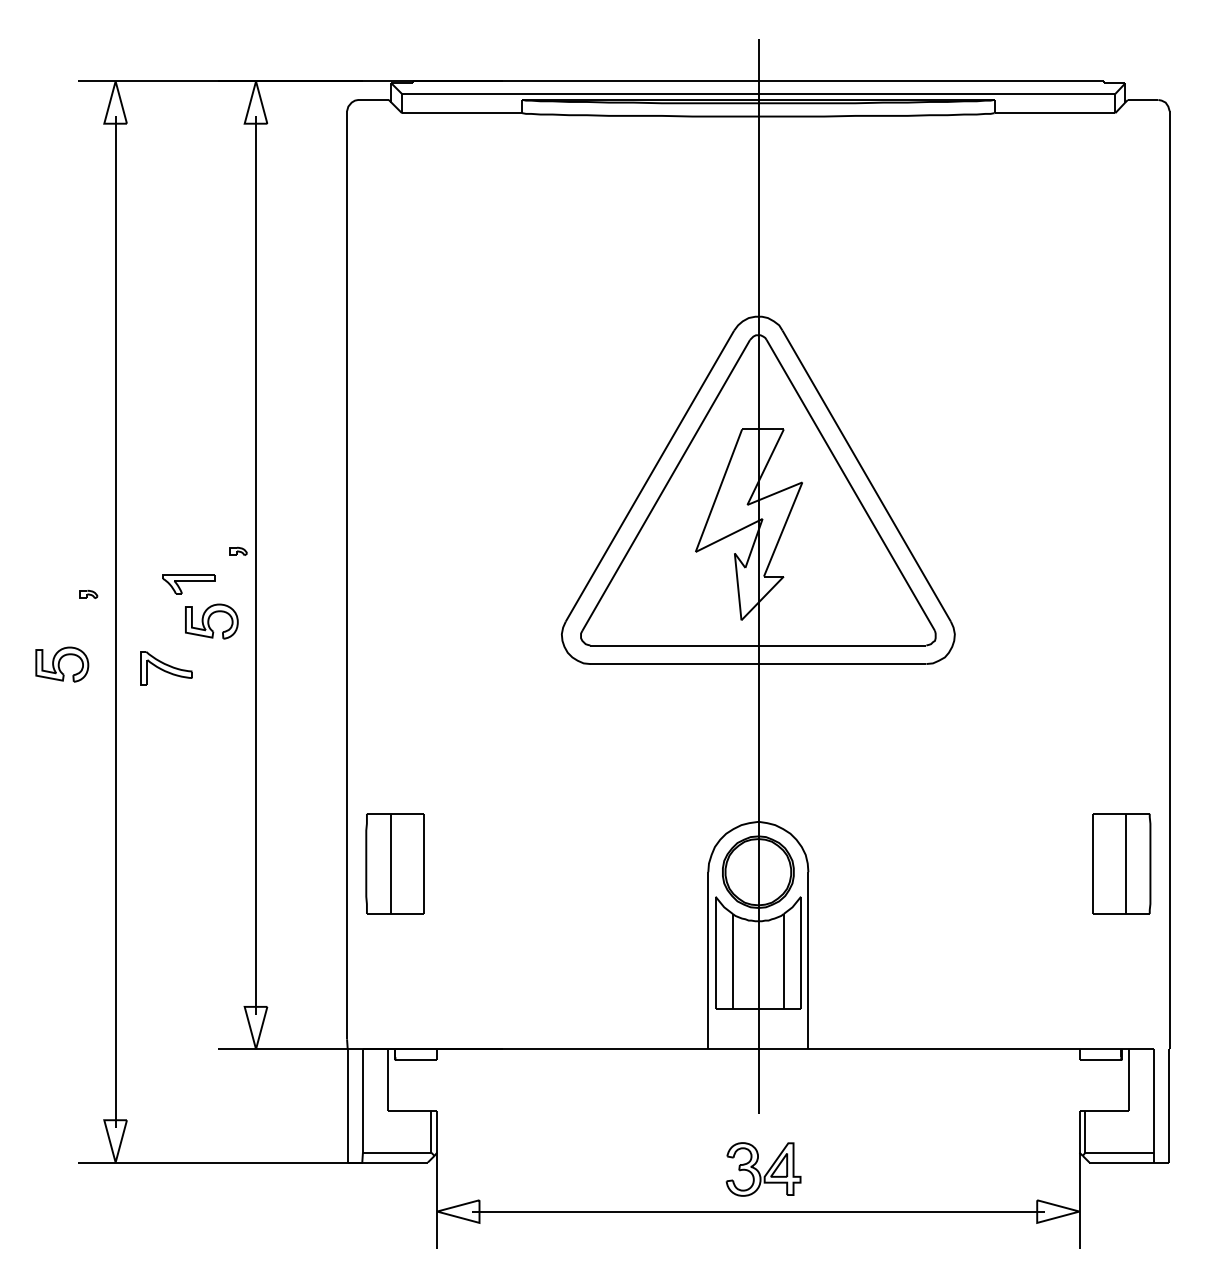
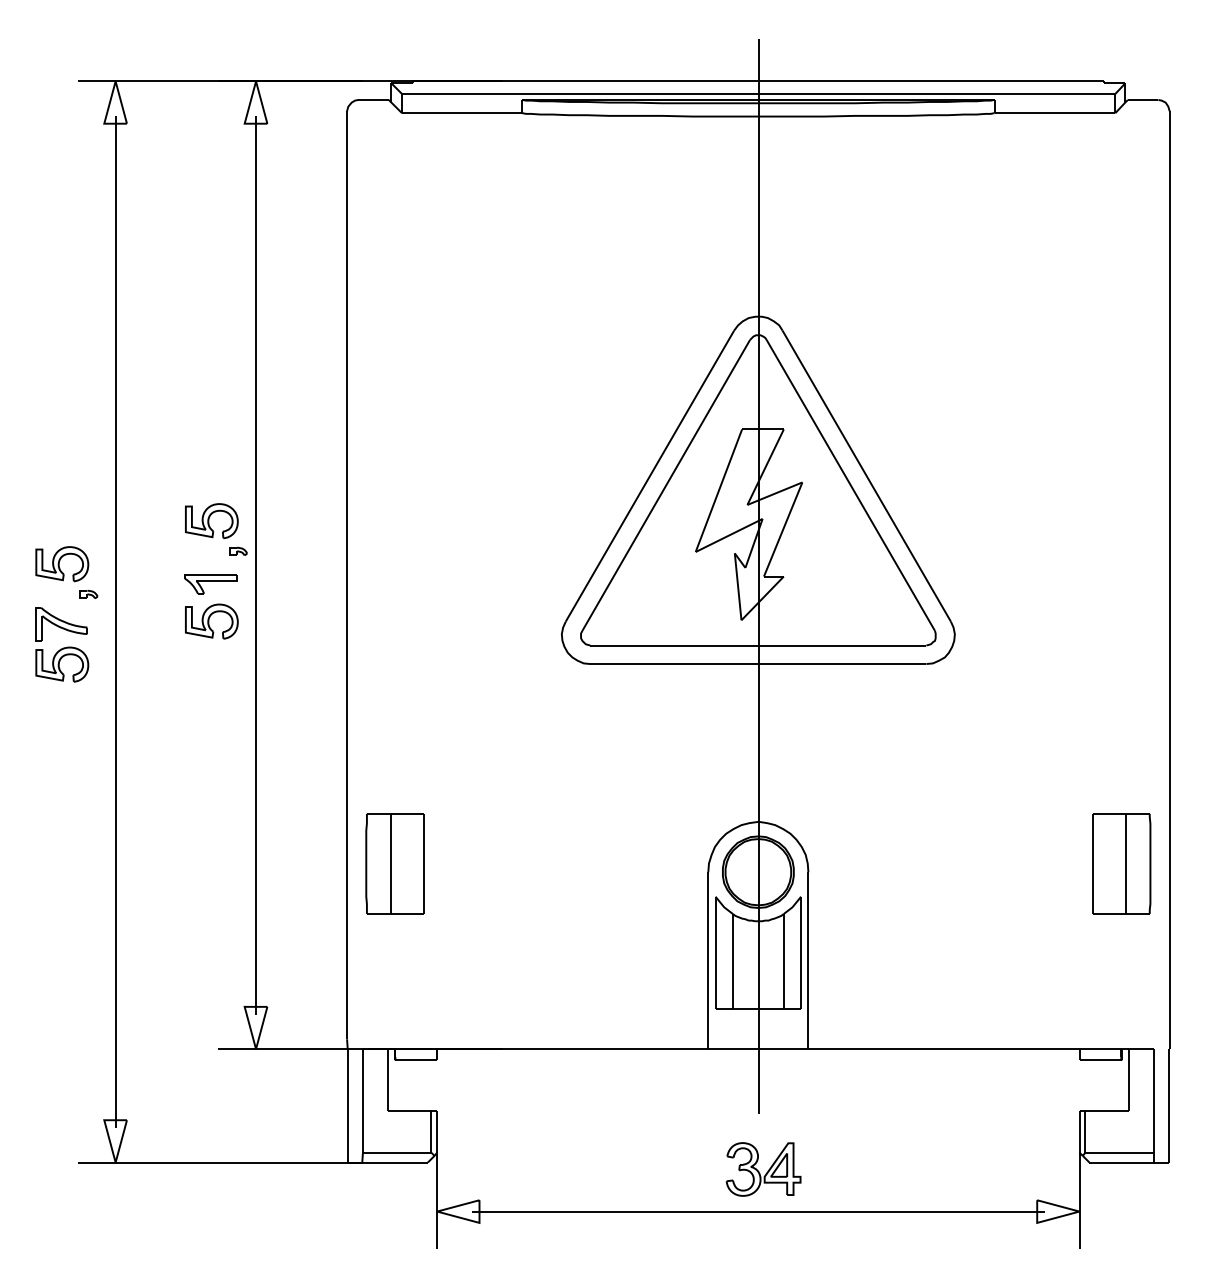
part: none -> present (211, 521)
part: none -> present (62, 564)
part position: (188, 584) -> (210, 584) (210, 584)
part position: (166, 668) -> (61, 624) (61, 624)
